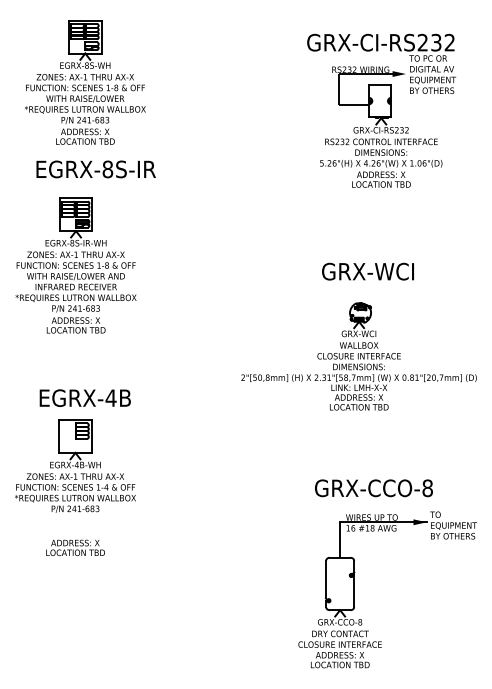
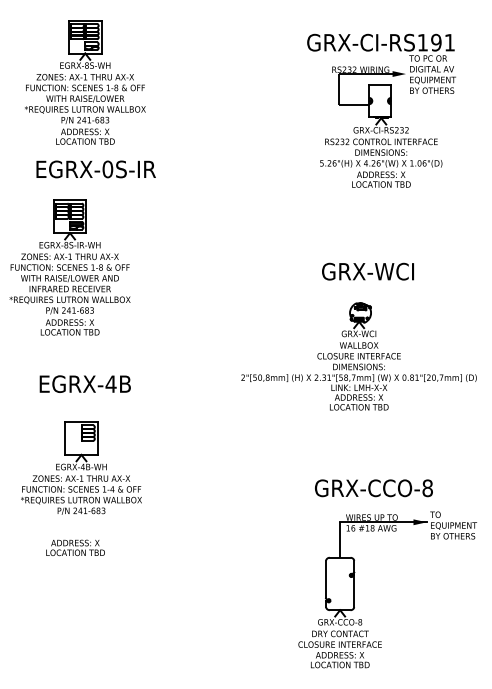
text: GRX-CI-RS232 -> GRX-CI-RS191 (435, 42)
text: EGRX-8S-IR -> EGRX-0S-IR (107, 169)
part position: (75, 265) -> (69, 267) (69, 267)
text position: (84, 397) -> (84, 383) (84, 383)
part position: (75, 465) -> (81, 467) (81, 467)
